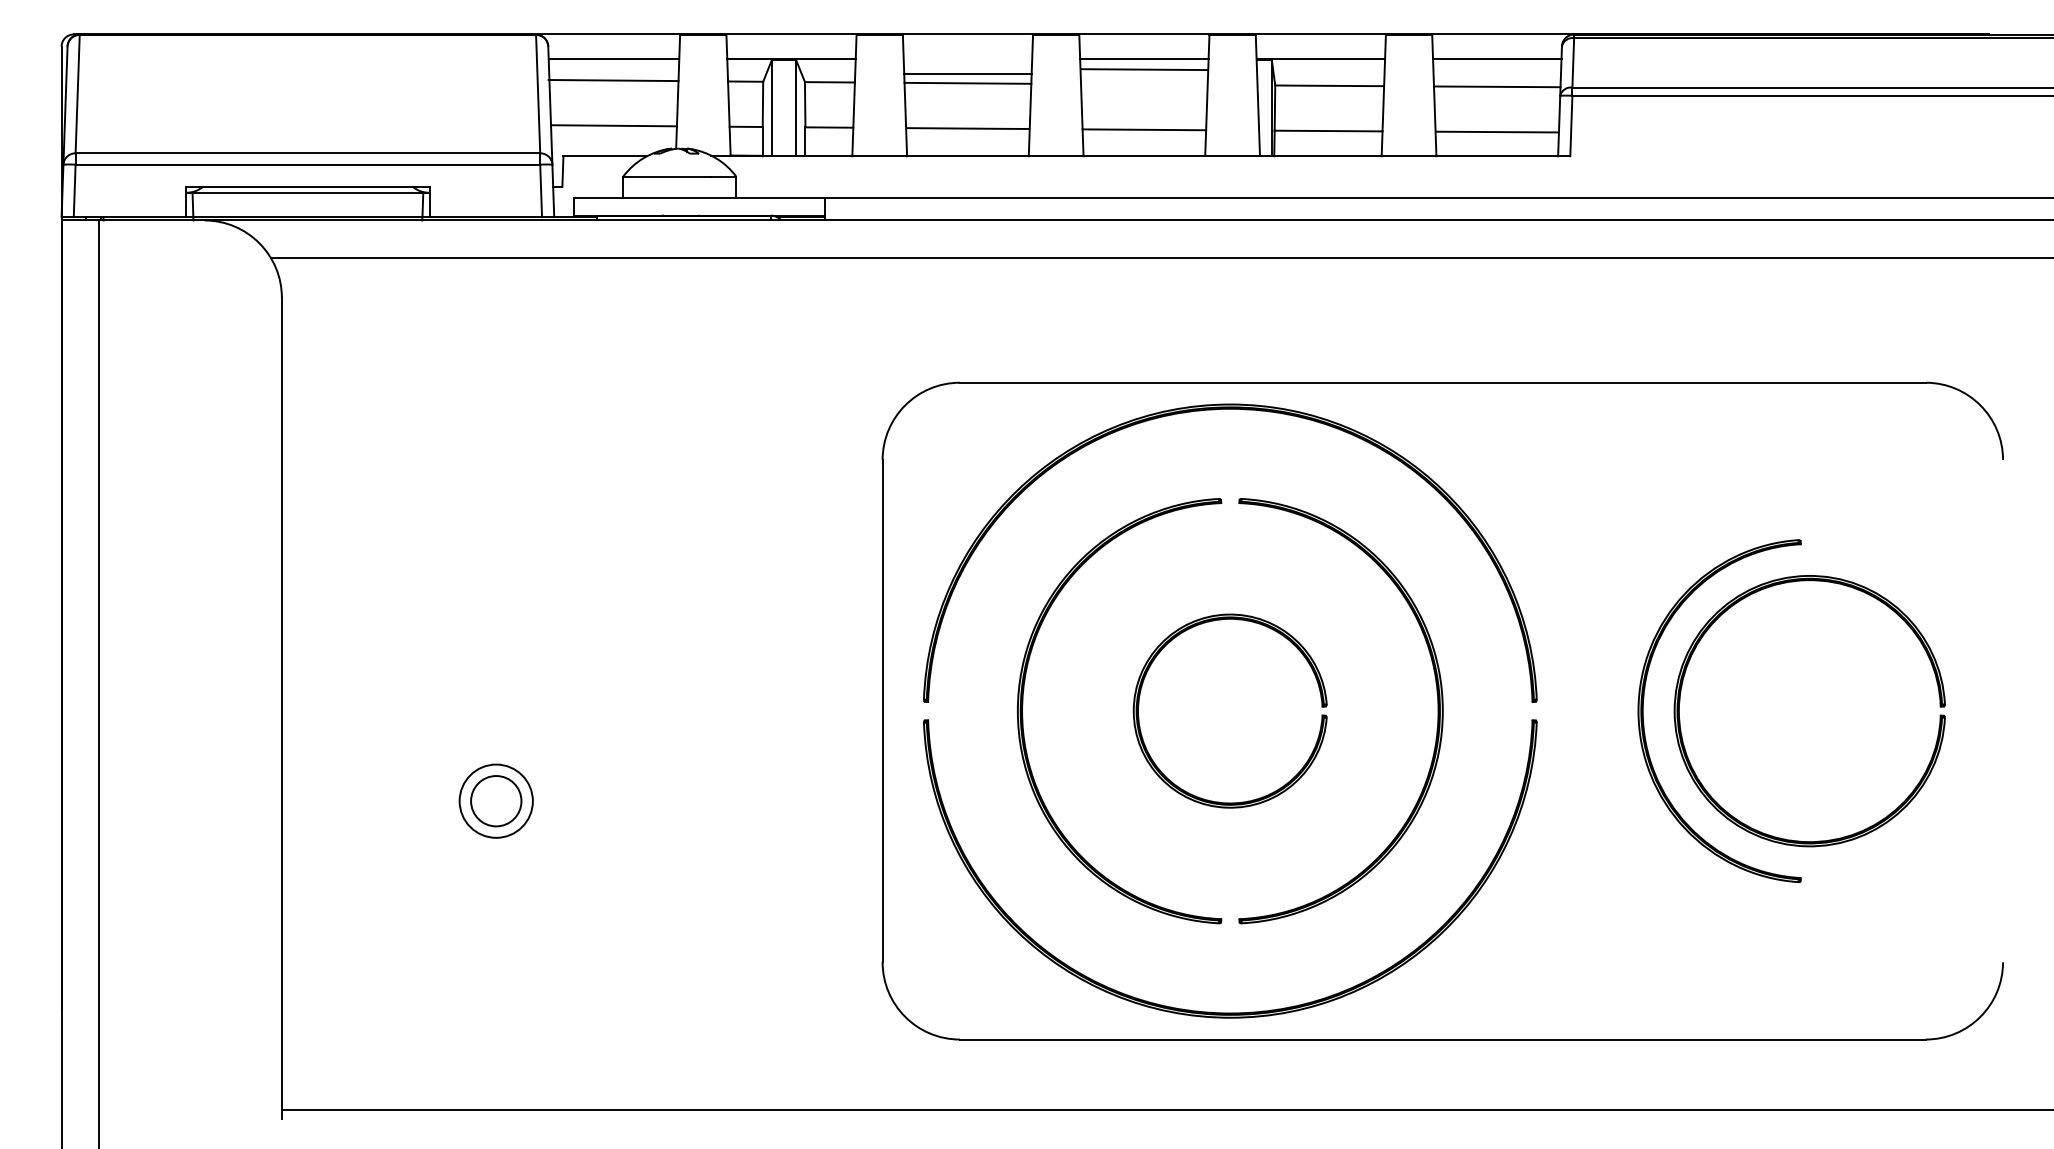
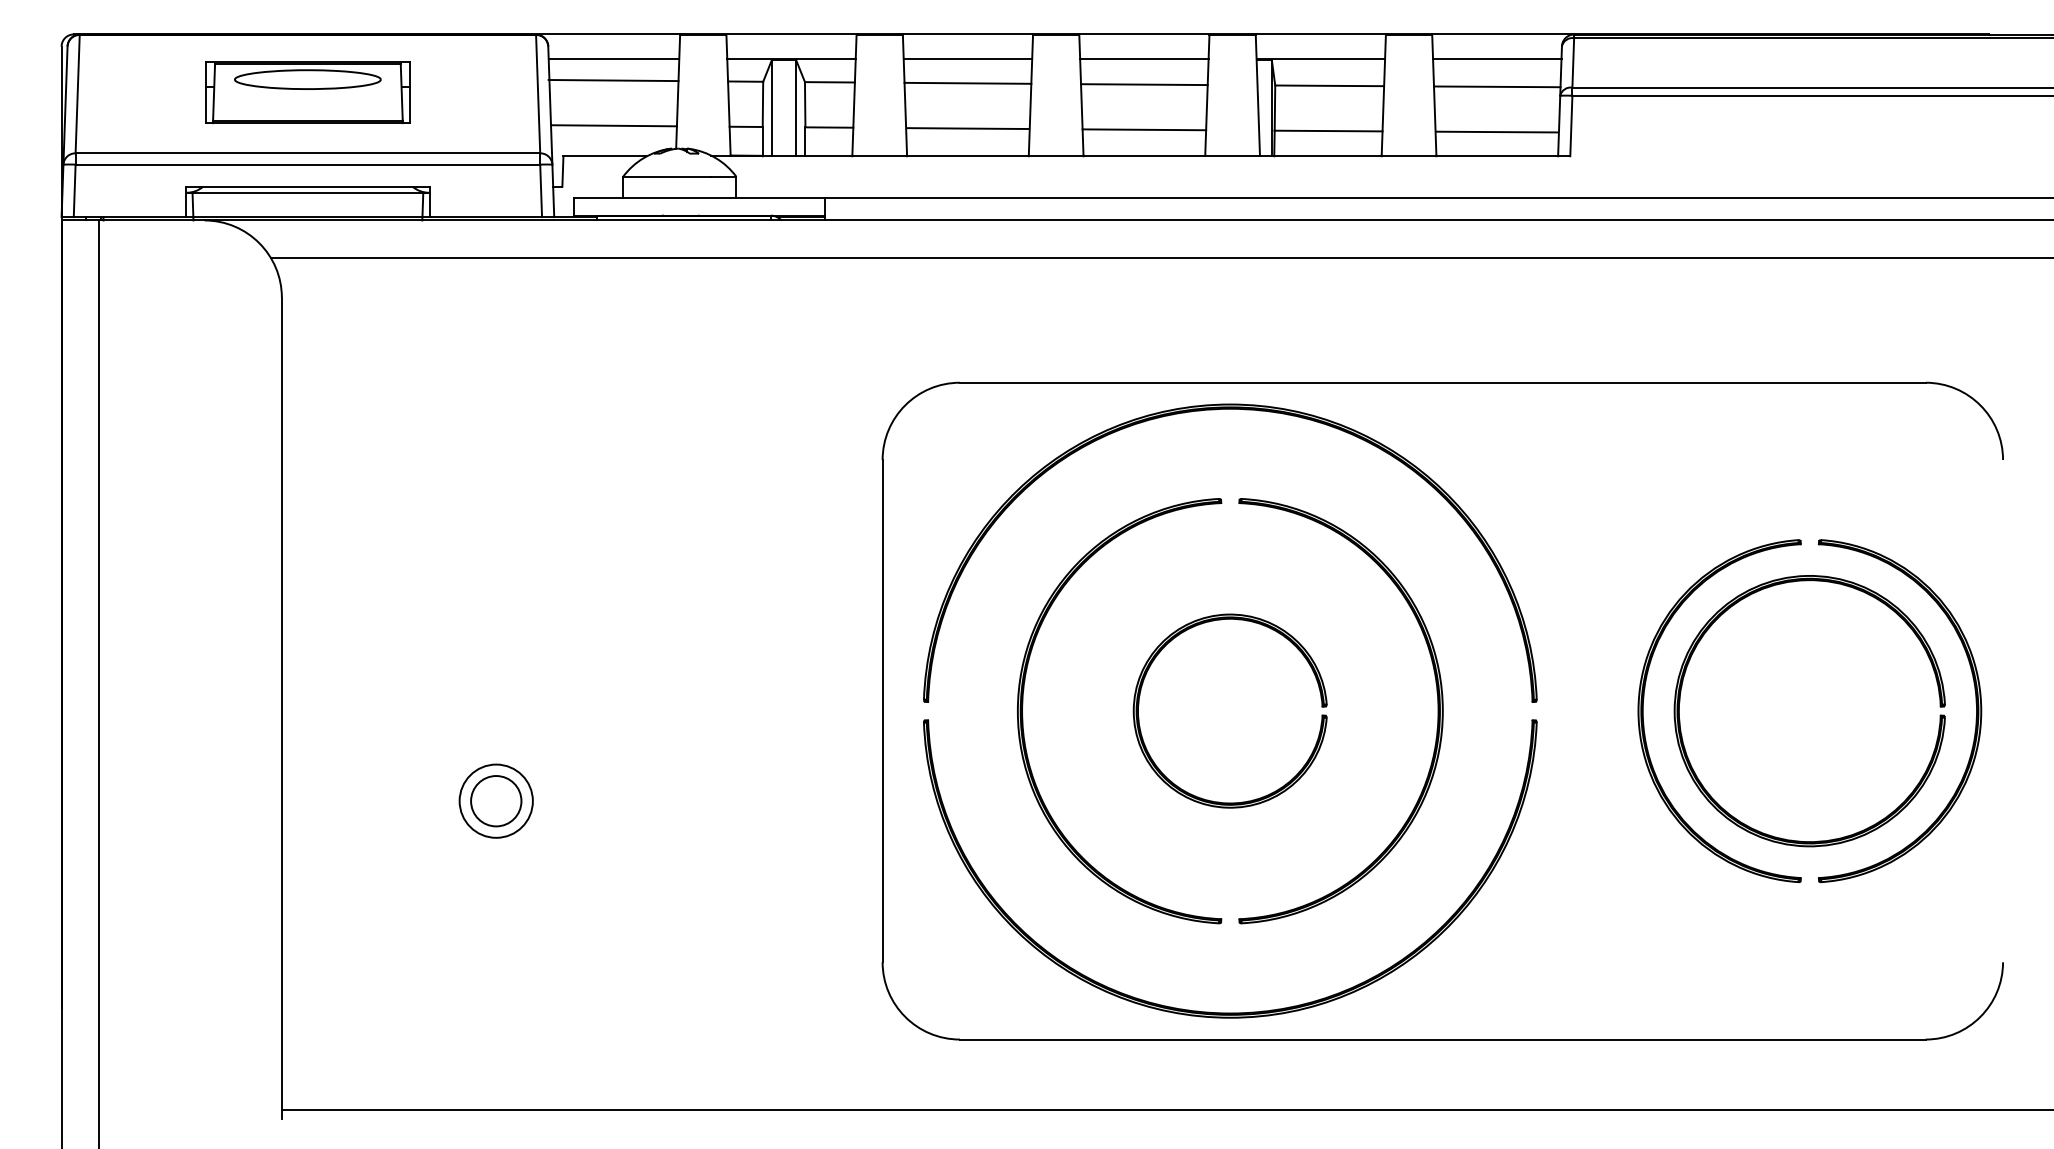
line position: (1144, 69) -> (1144, 84) (1144, 84)
line position: (967, 73) -> (967, 58) (967, 58)
part: none -> present (307, 92)
part: none -> present (1975, 703)
